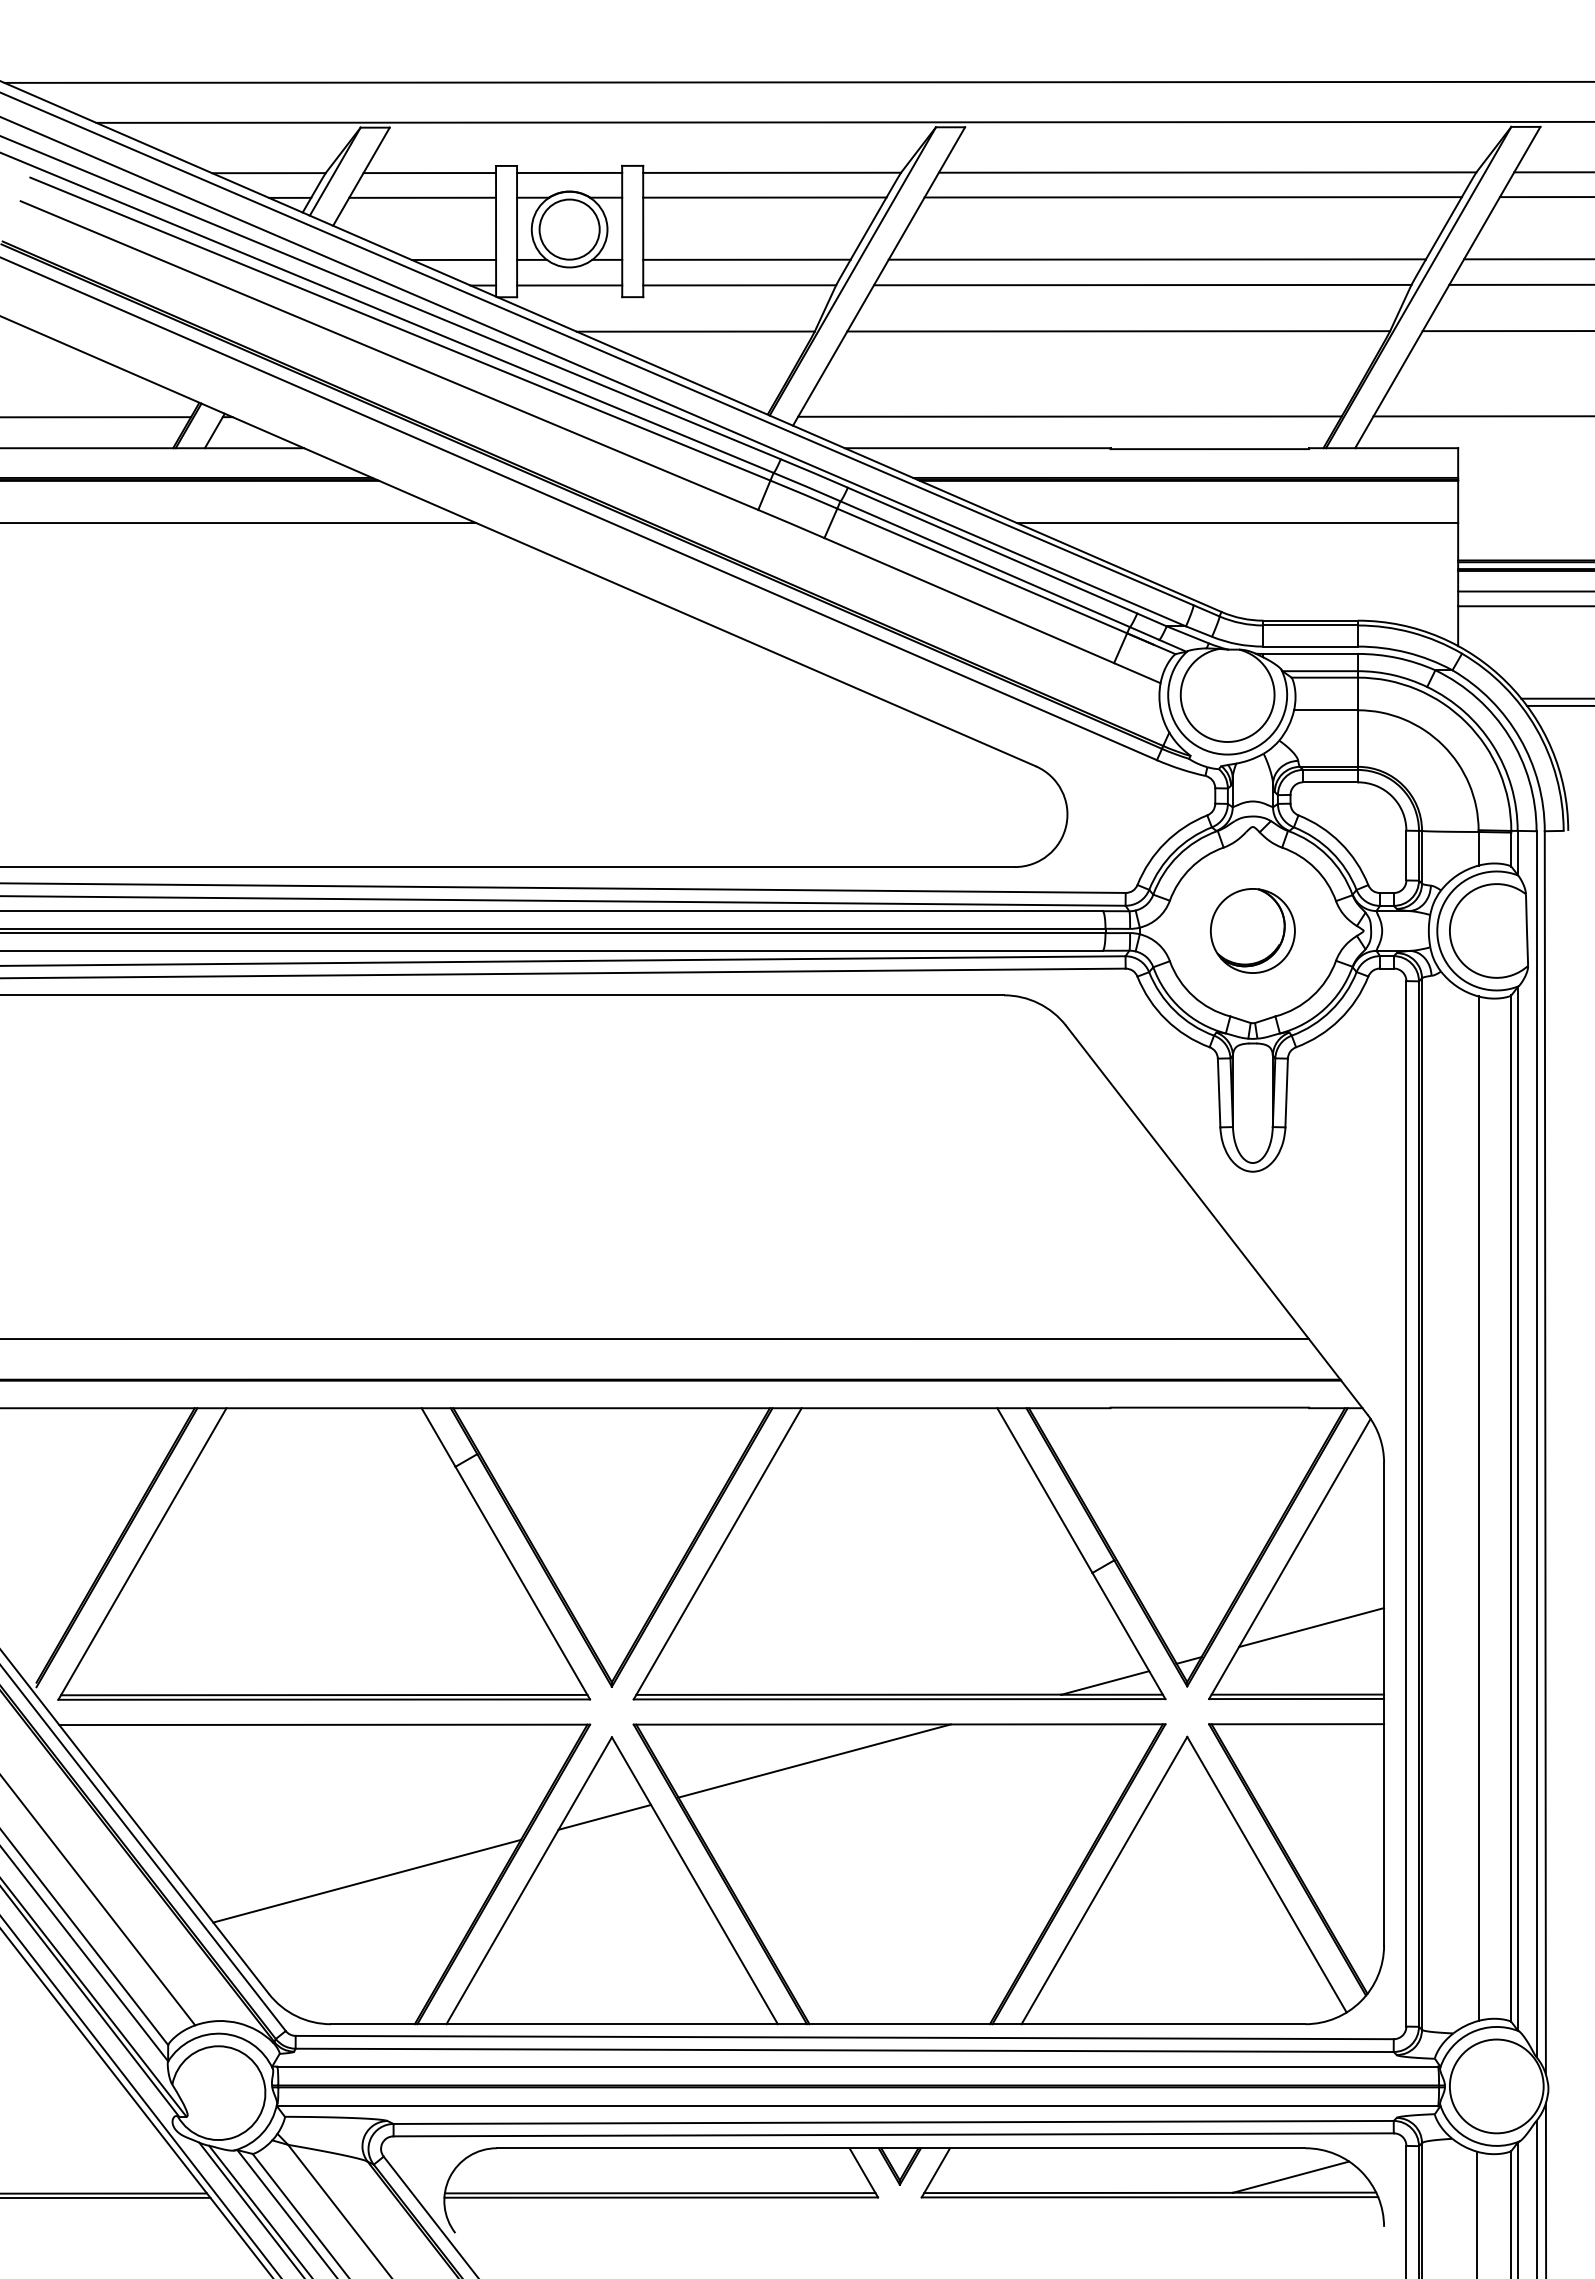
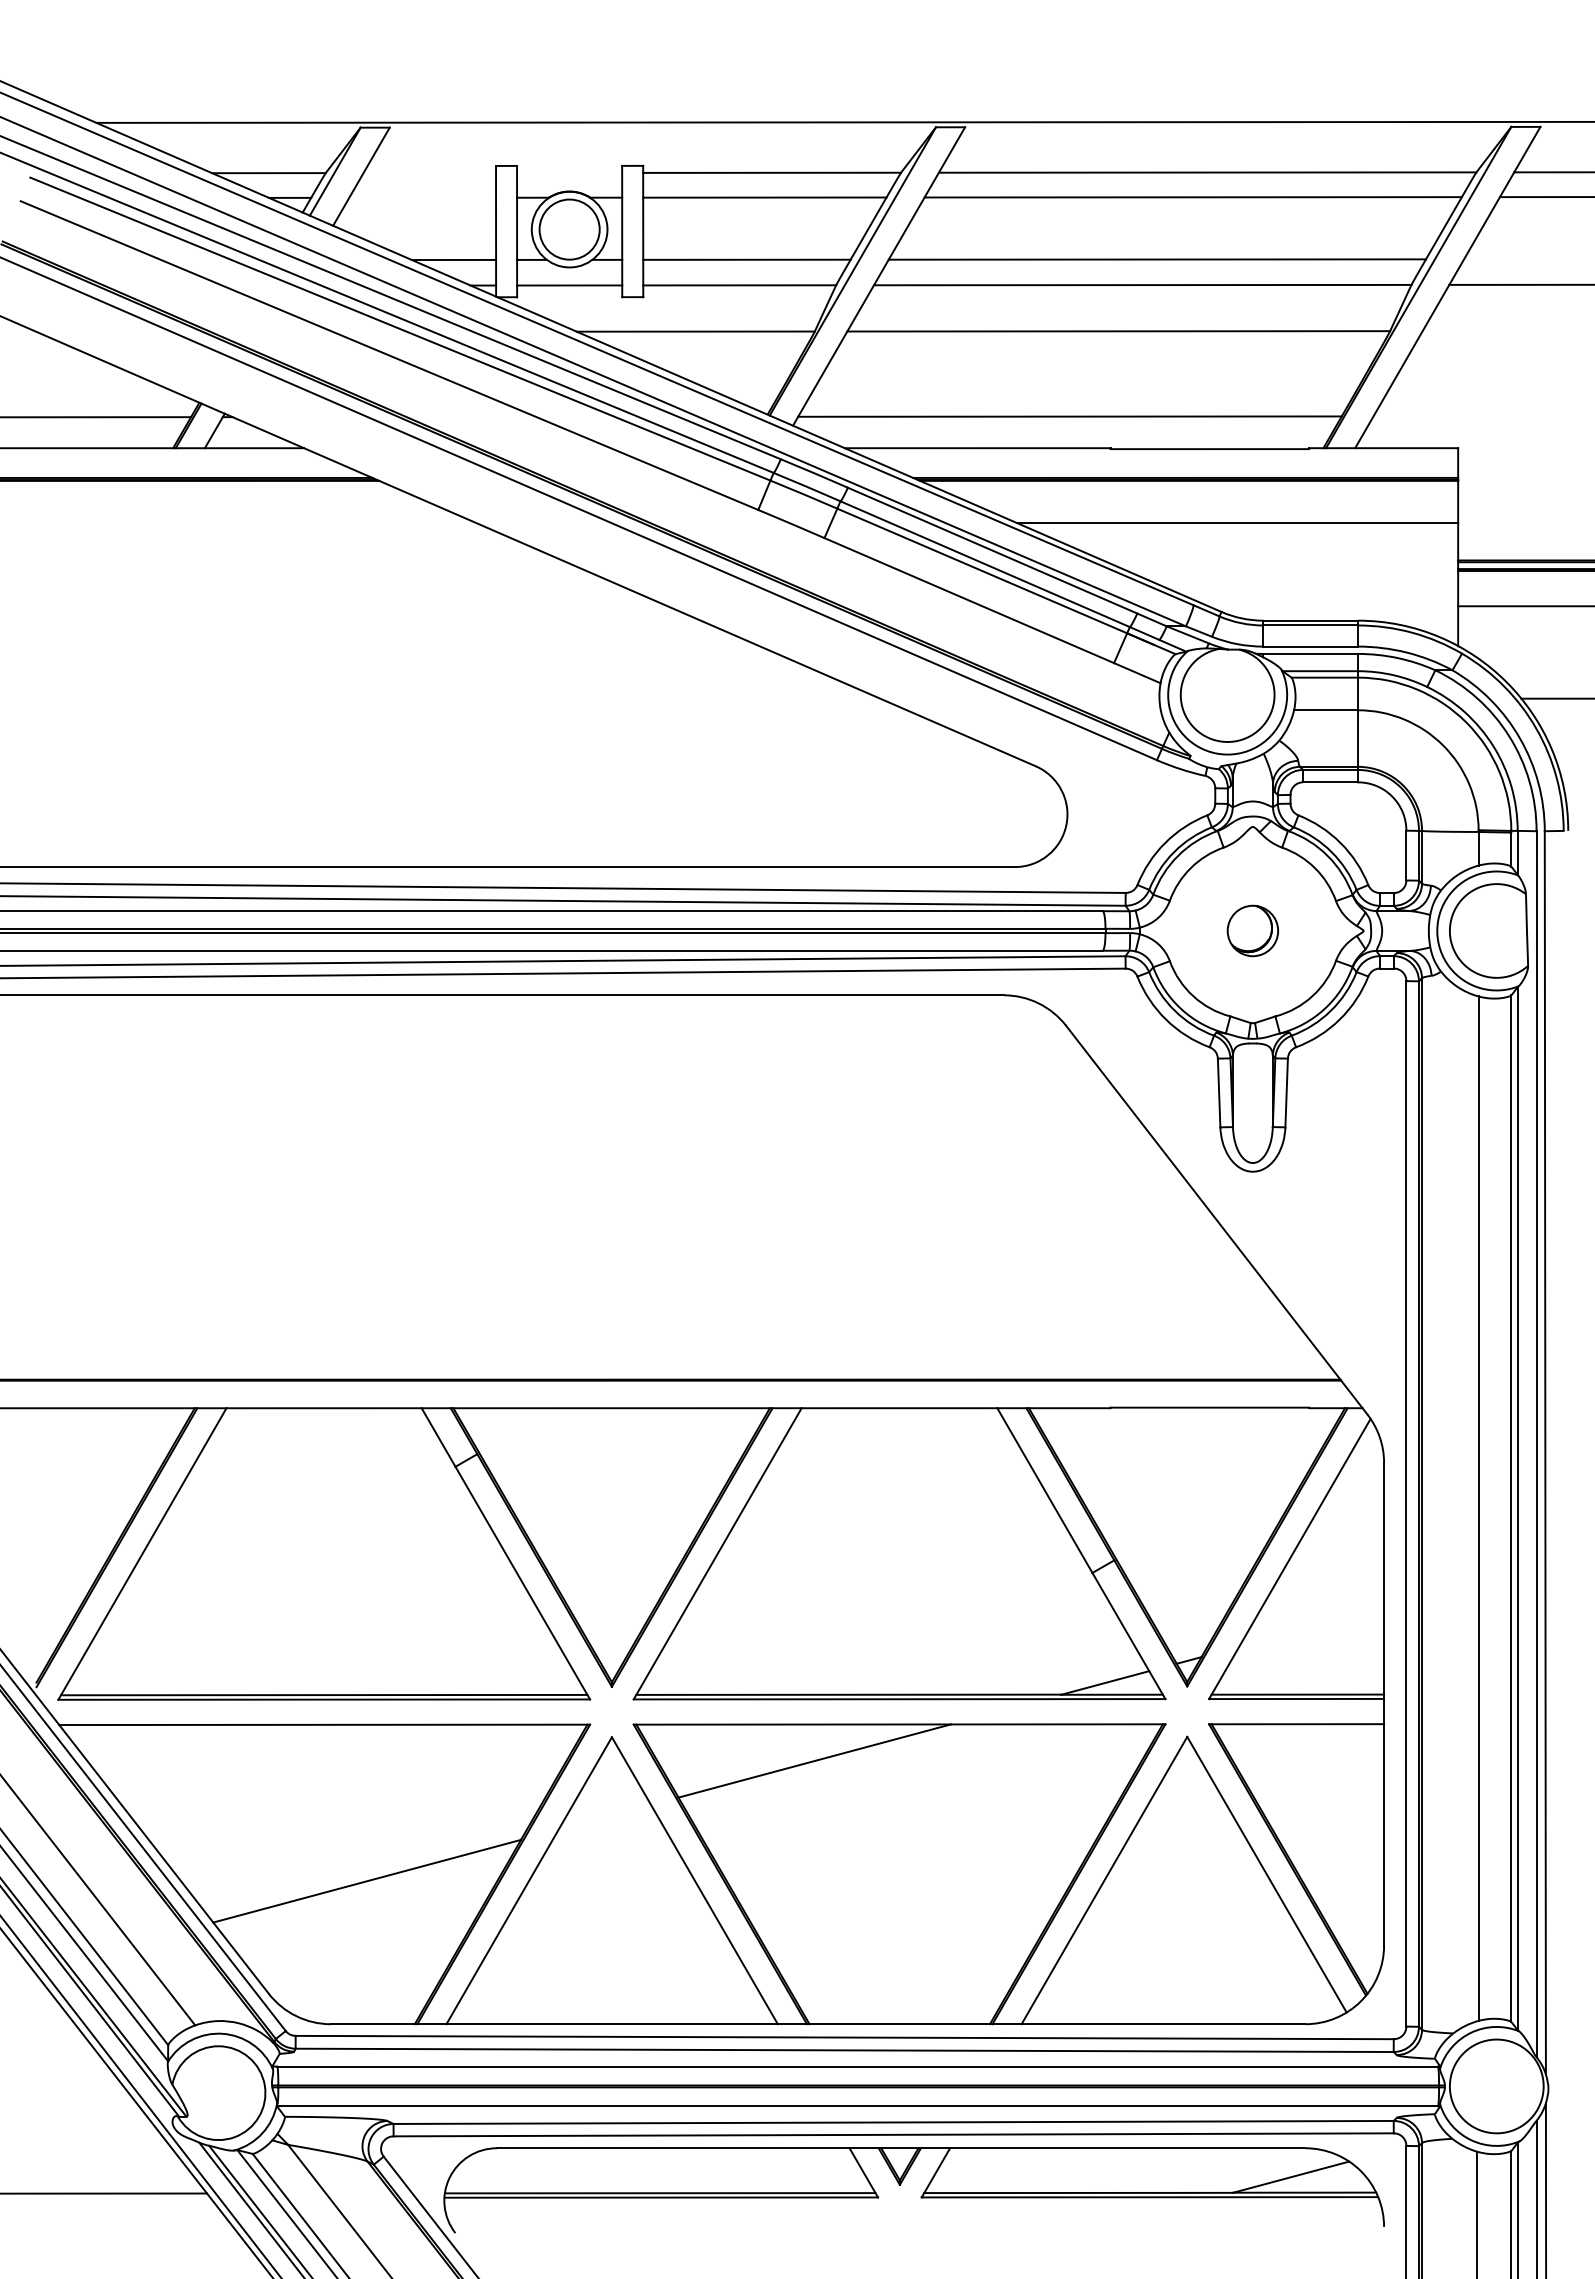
line: present -> none (797, 81)
line: present -> none (569, 172)
line: present -> none (429, 173)
line: present -> none (422, 197)
line: present -> none (1527, 259)
line: present -> none (1506, 331)
line: present -> none (1482, 416)
line: present -> none (239, 523)
line: present -> none (1524, 591)
line: present -> none (1558, 705)
part size: 86x86 px -> 53x54 px (1252, 930)
line: present -> none (655, 1338)
line: present -> none (1311, 1627)
line: present -> none (604, 1816)
line: present -> none (106, 2197)
